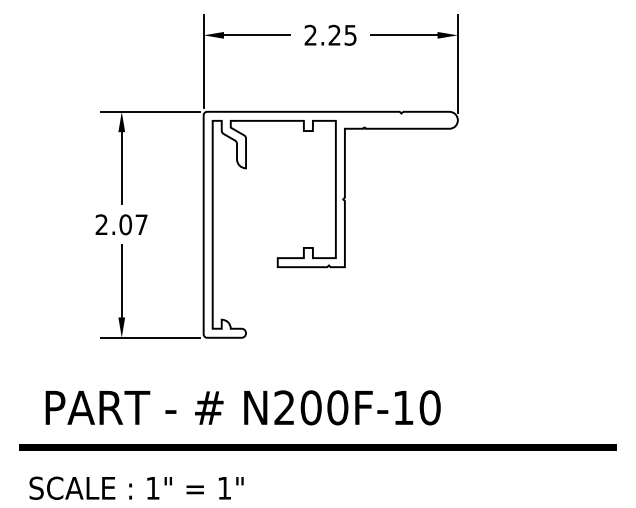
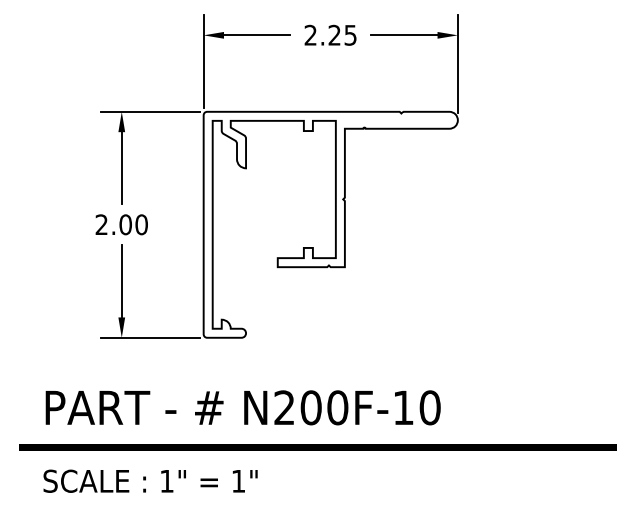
text: 2.07 -> 2.00 (141, 224)
text position: (136, 487) -> (150, 480) (150, 480)
